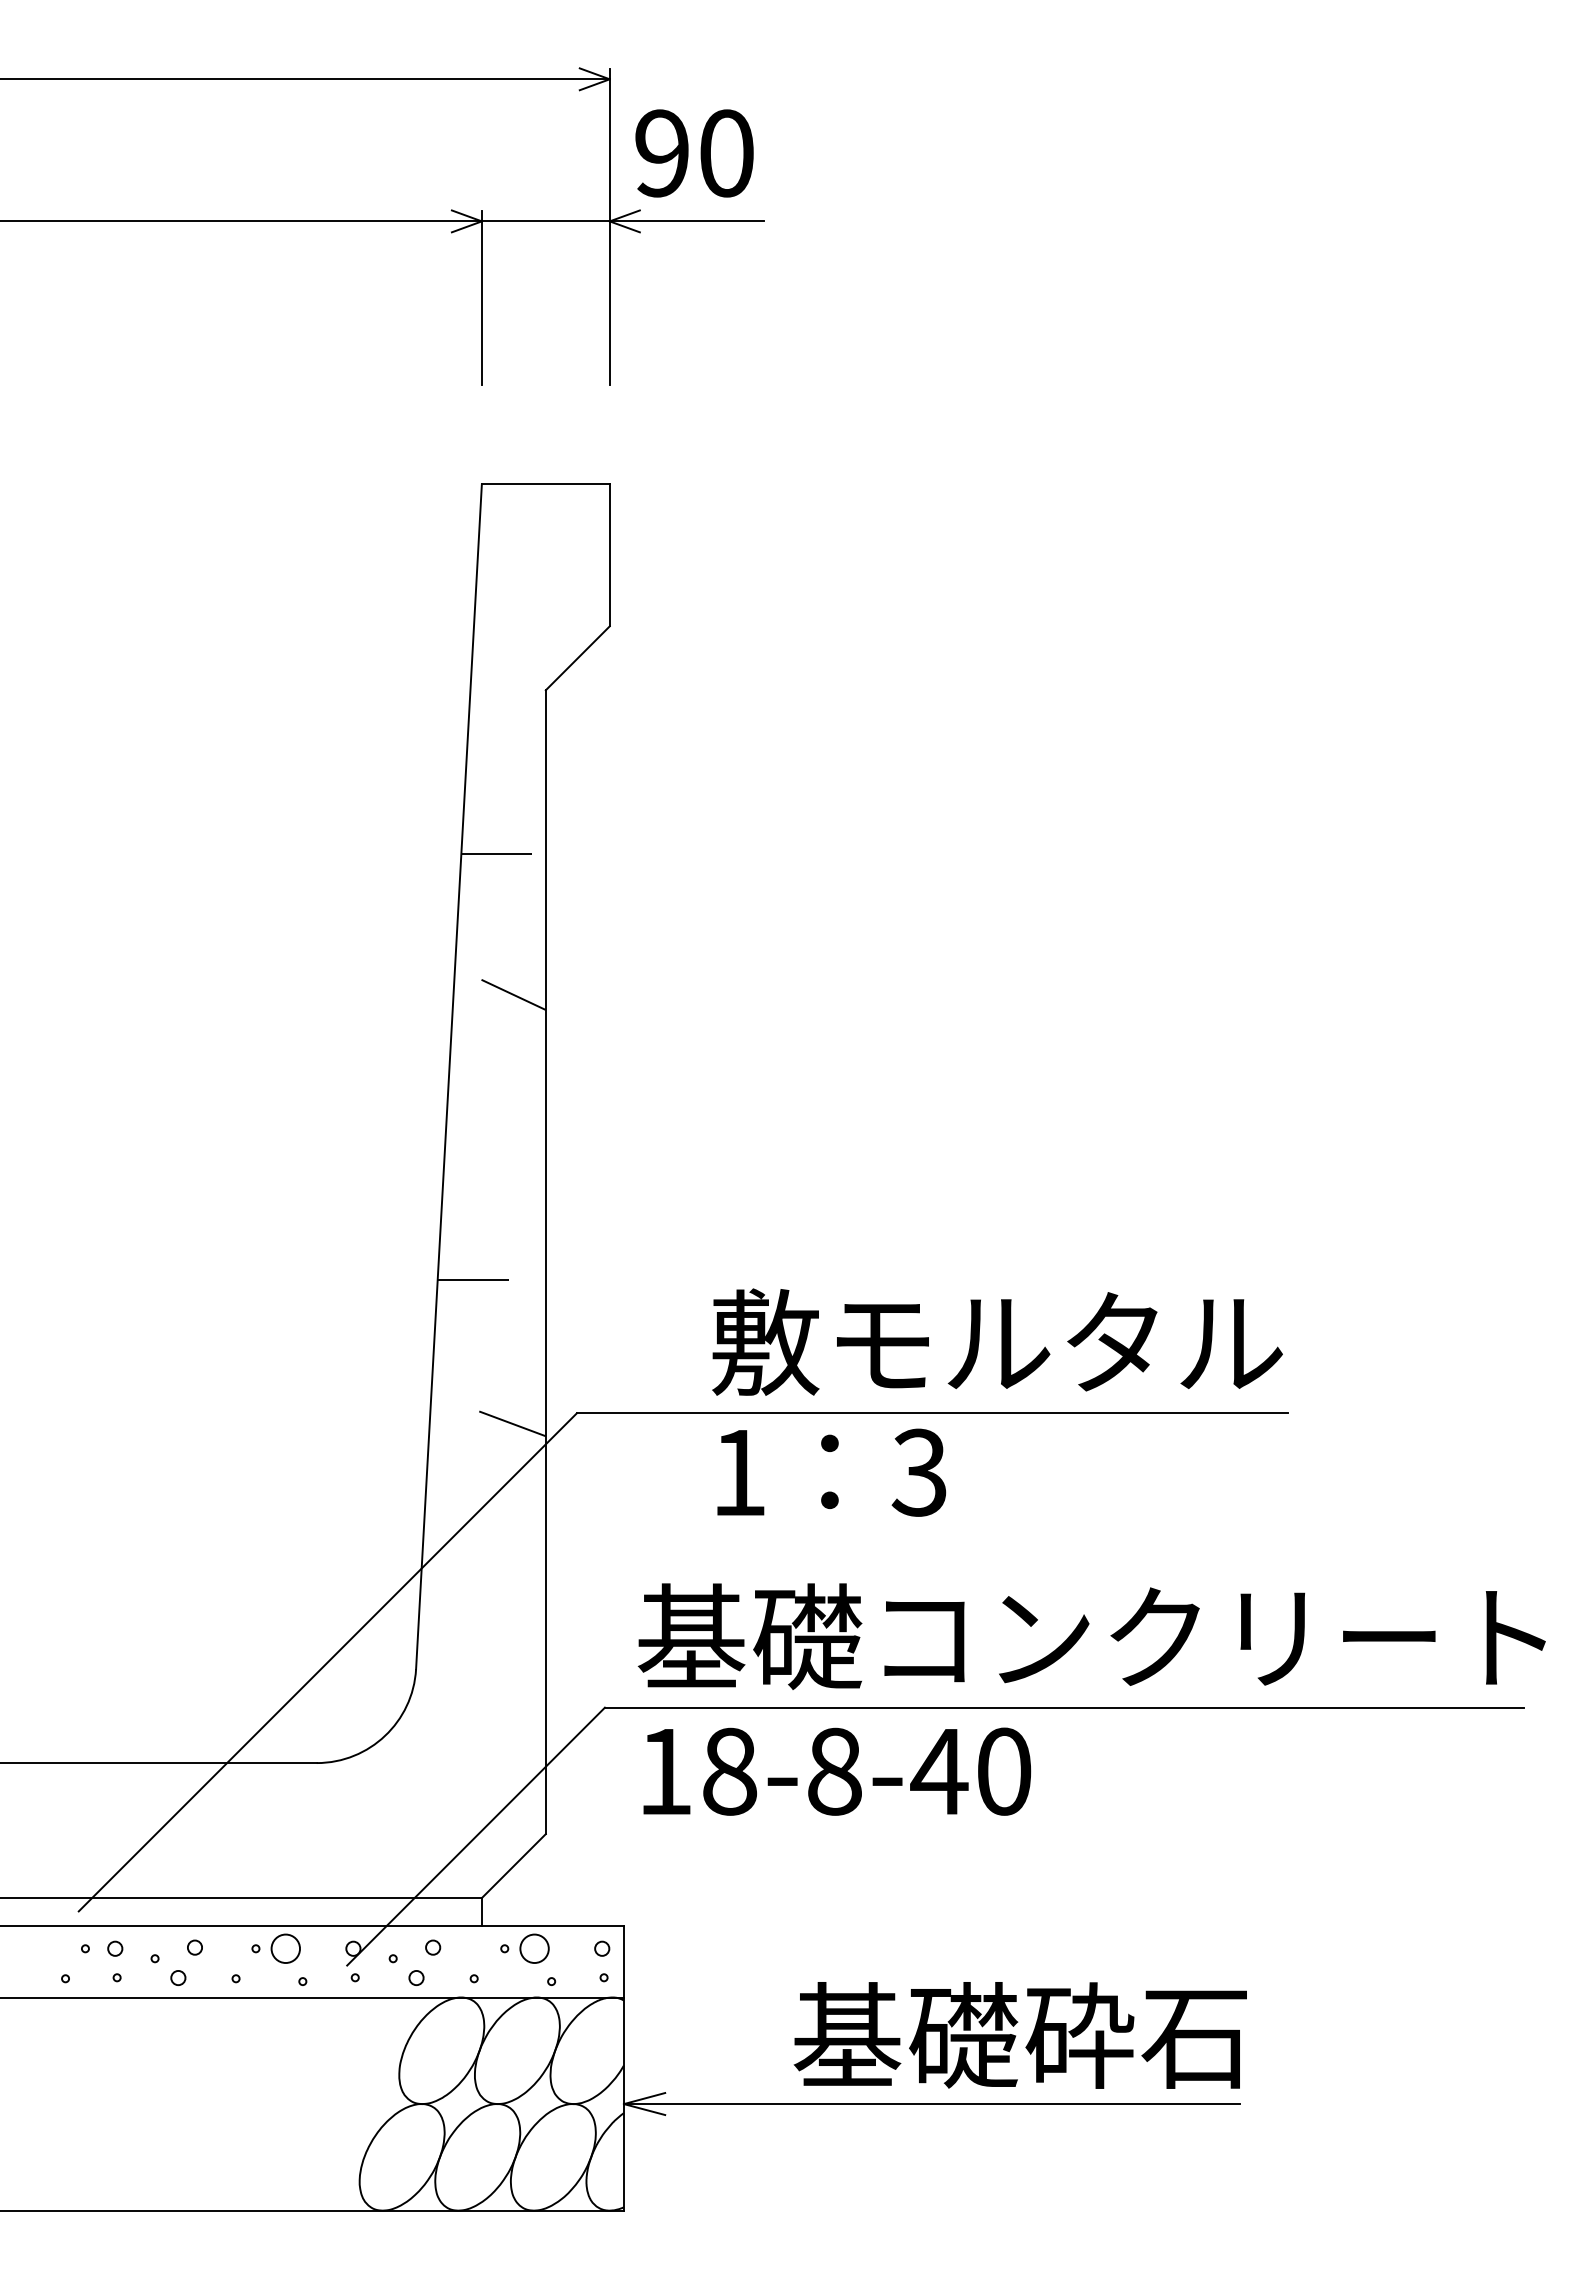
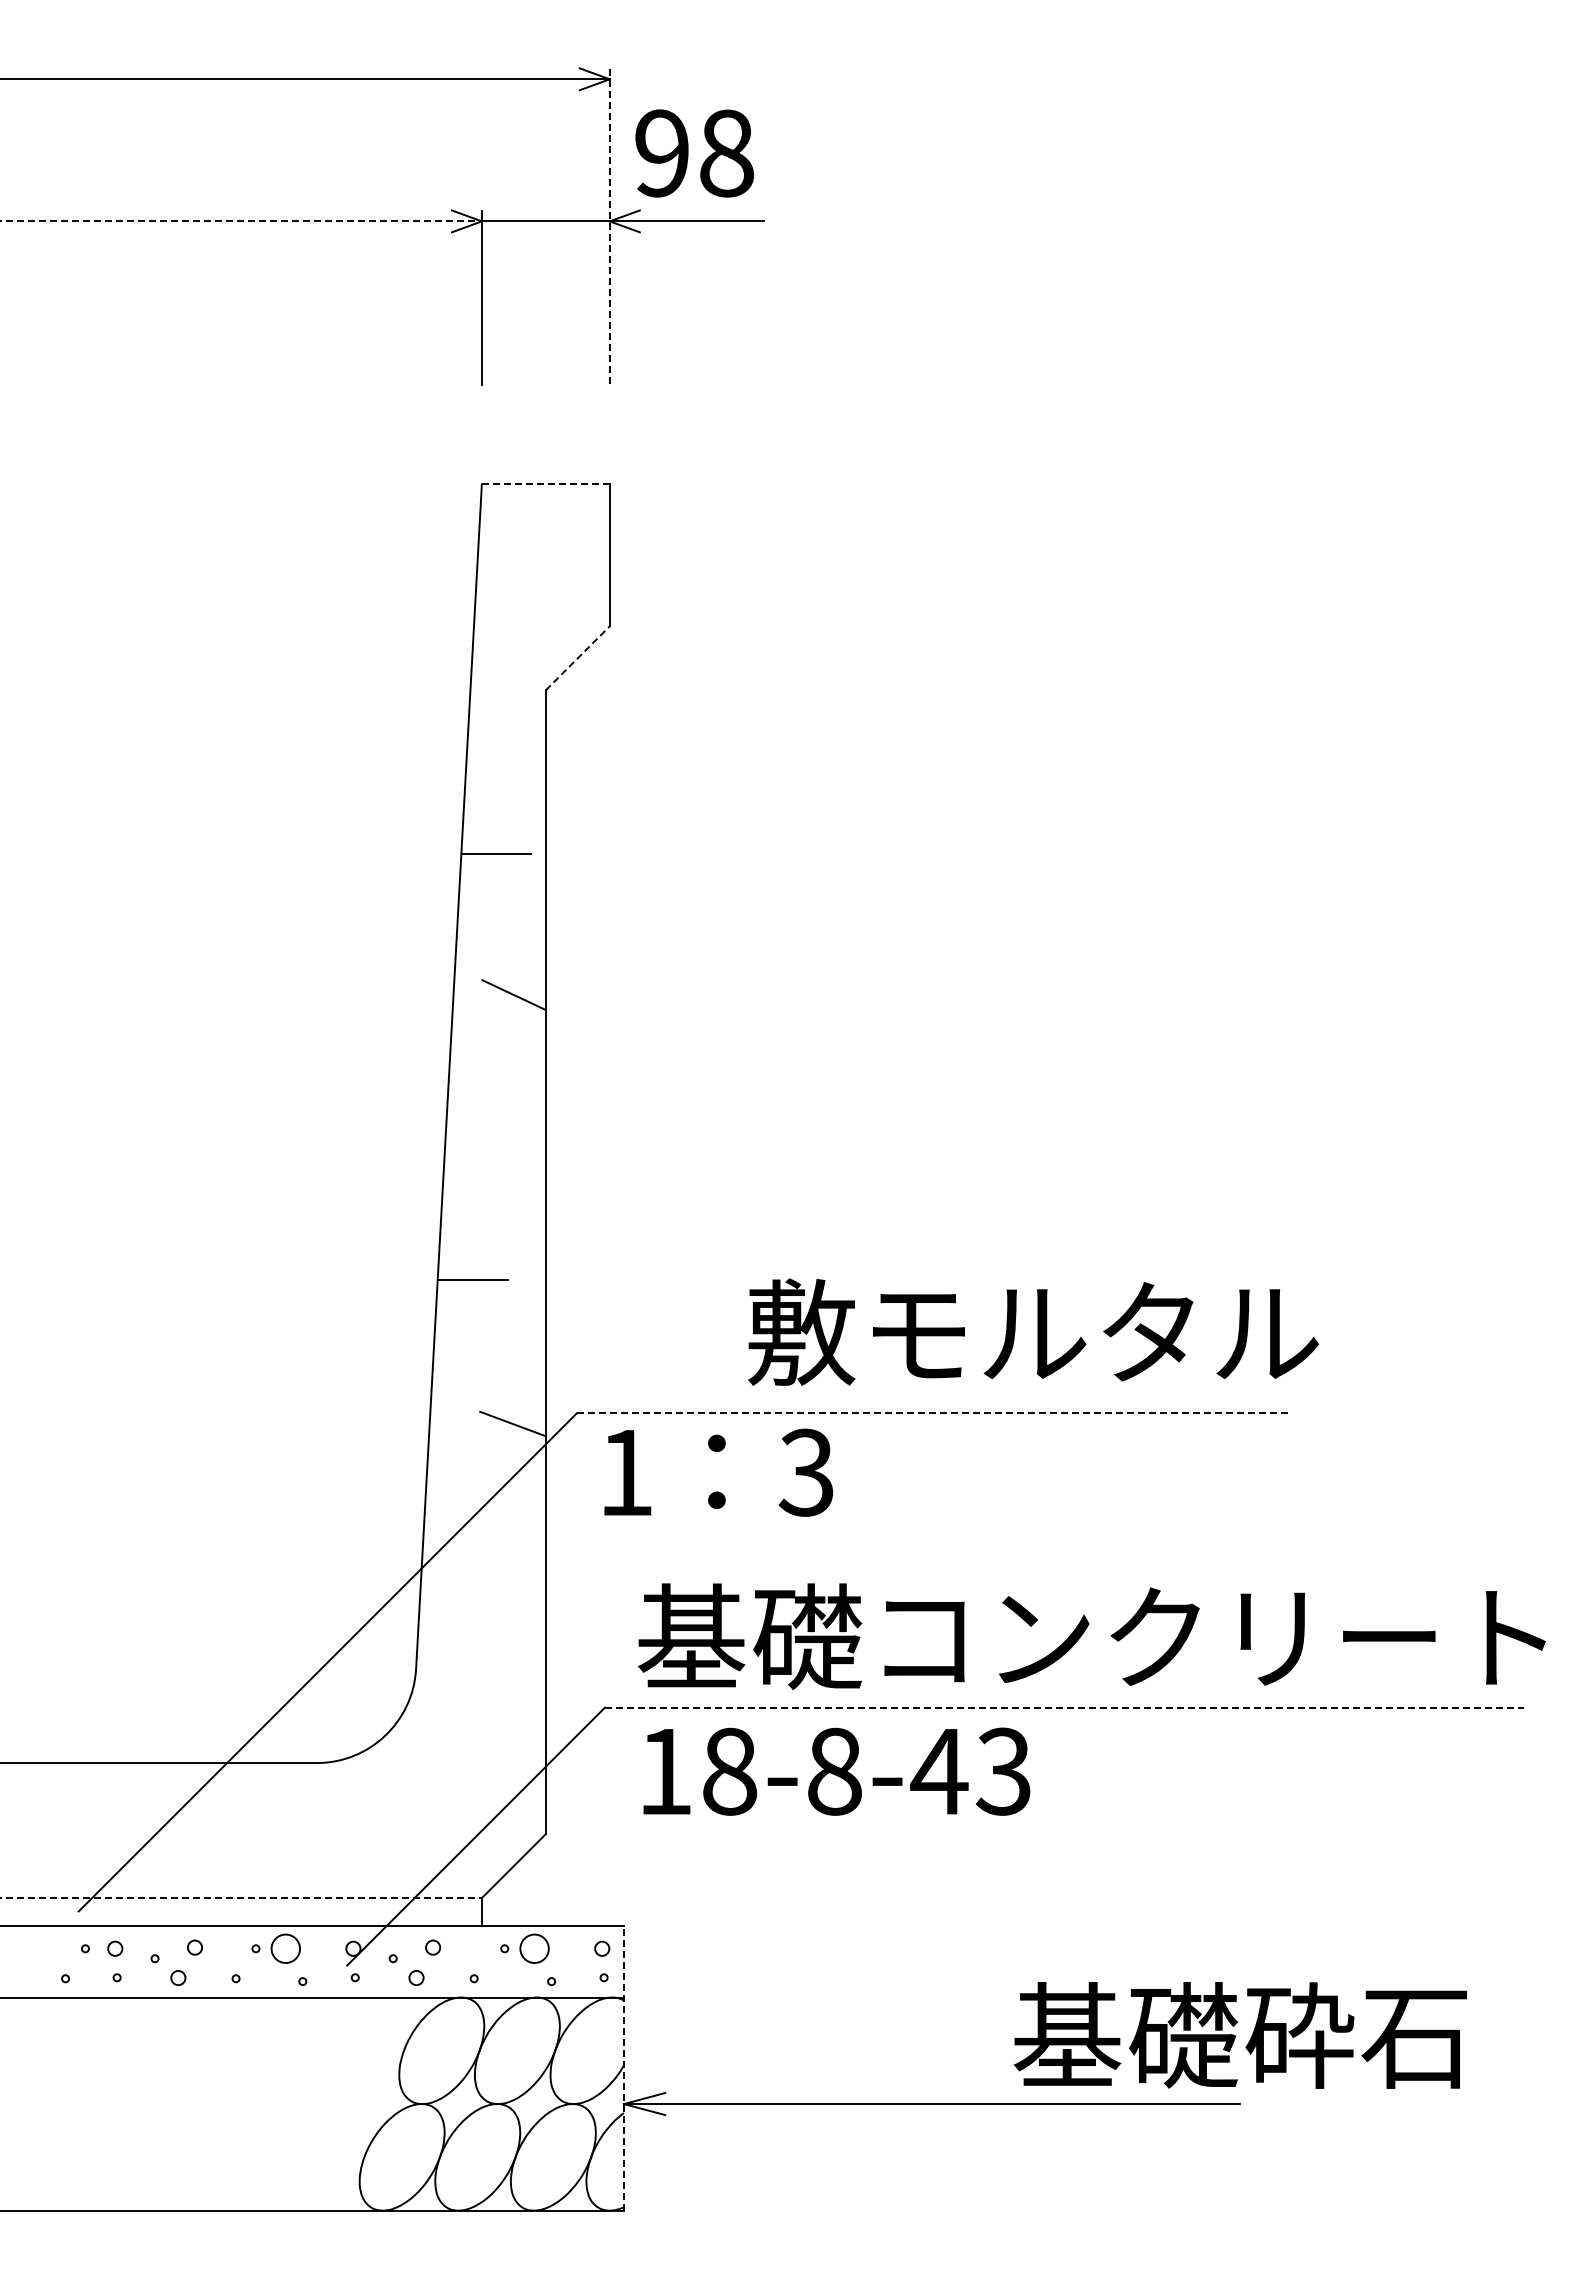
text: 90 -> 98 (726, 153)
line: solid -> dashed (241, 221)
line: solid -> dashed (609, 227)
line: solid -> dashed (545, 484)
line: solid -> dashed (578, 657)
text position: (997, 1341) -> (1033, 1331) (1033, 1331)
line: solid -> dashed (932, 1413)
text position: (831, 1472) -> (718, 1472) (718, 1472)
line: solid -> dashed (1064, 1707)
text: 18-8-40 -> 18-8-43 (1003, 1771)
line: solid -> dashed (241, 1898)
text position: (1019, 2035) -> (1239, 2035) (1239, 2035)
line: solid -> dashed (623, 2068)
